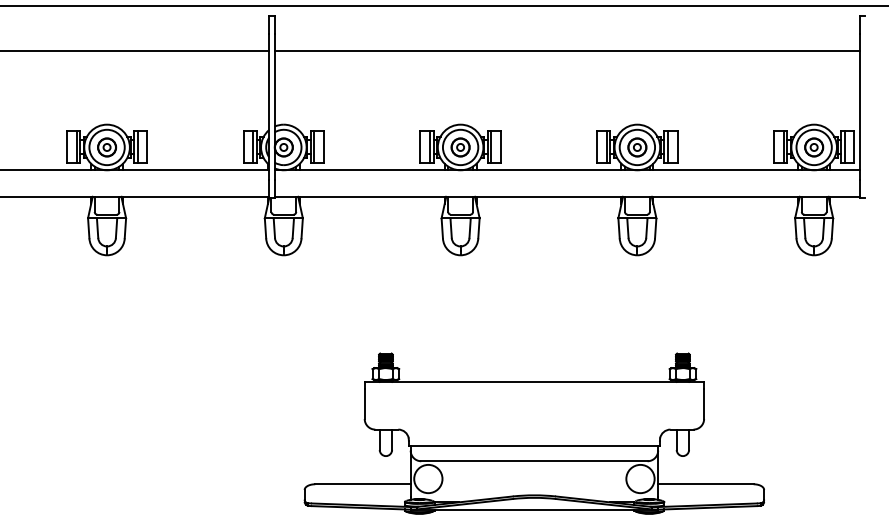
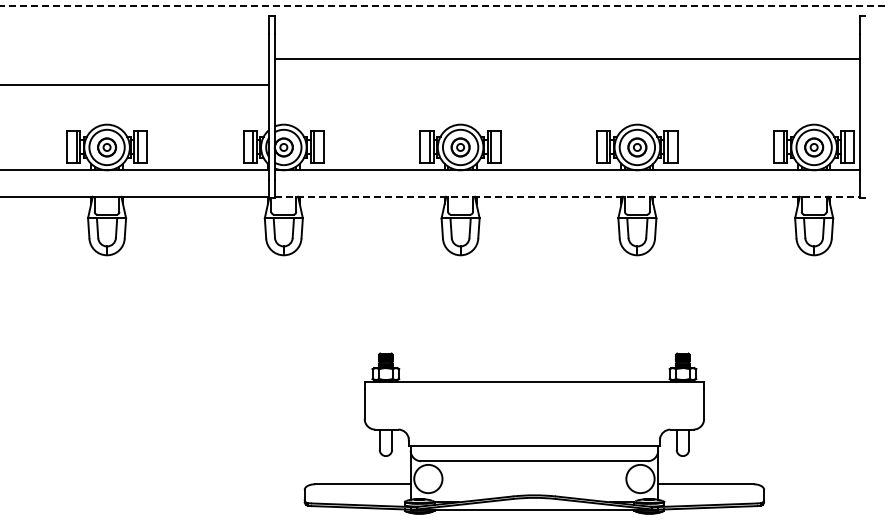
line: solid -> dashed (444, 5)
line position: (135, 50) -> (135, 84) (135, 84)
line position: (566, 50) -> (566, 58) (566, 58)
line: solid -> dashed (567, 196)
